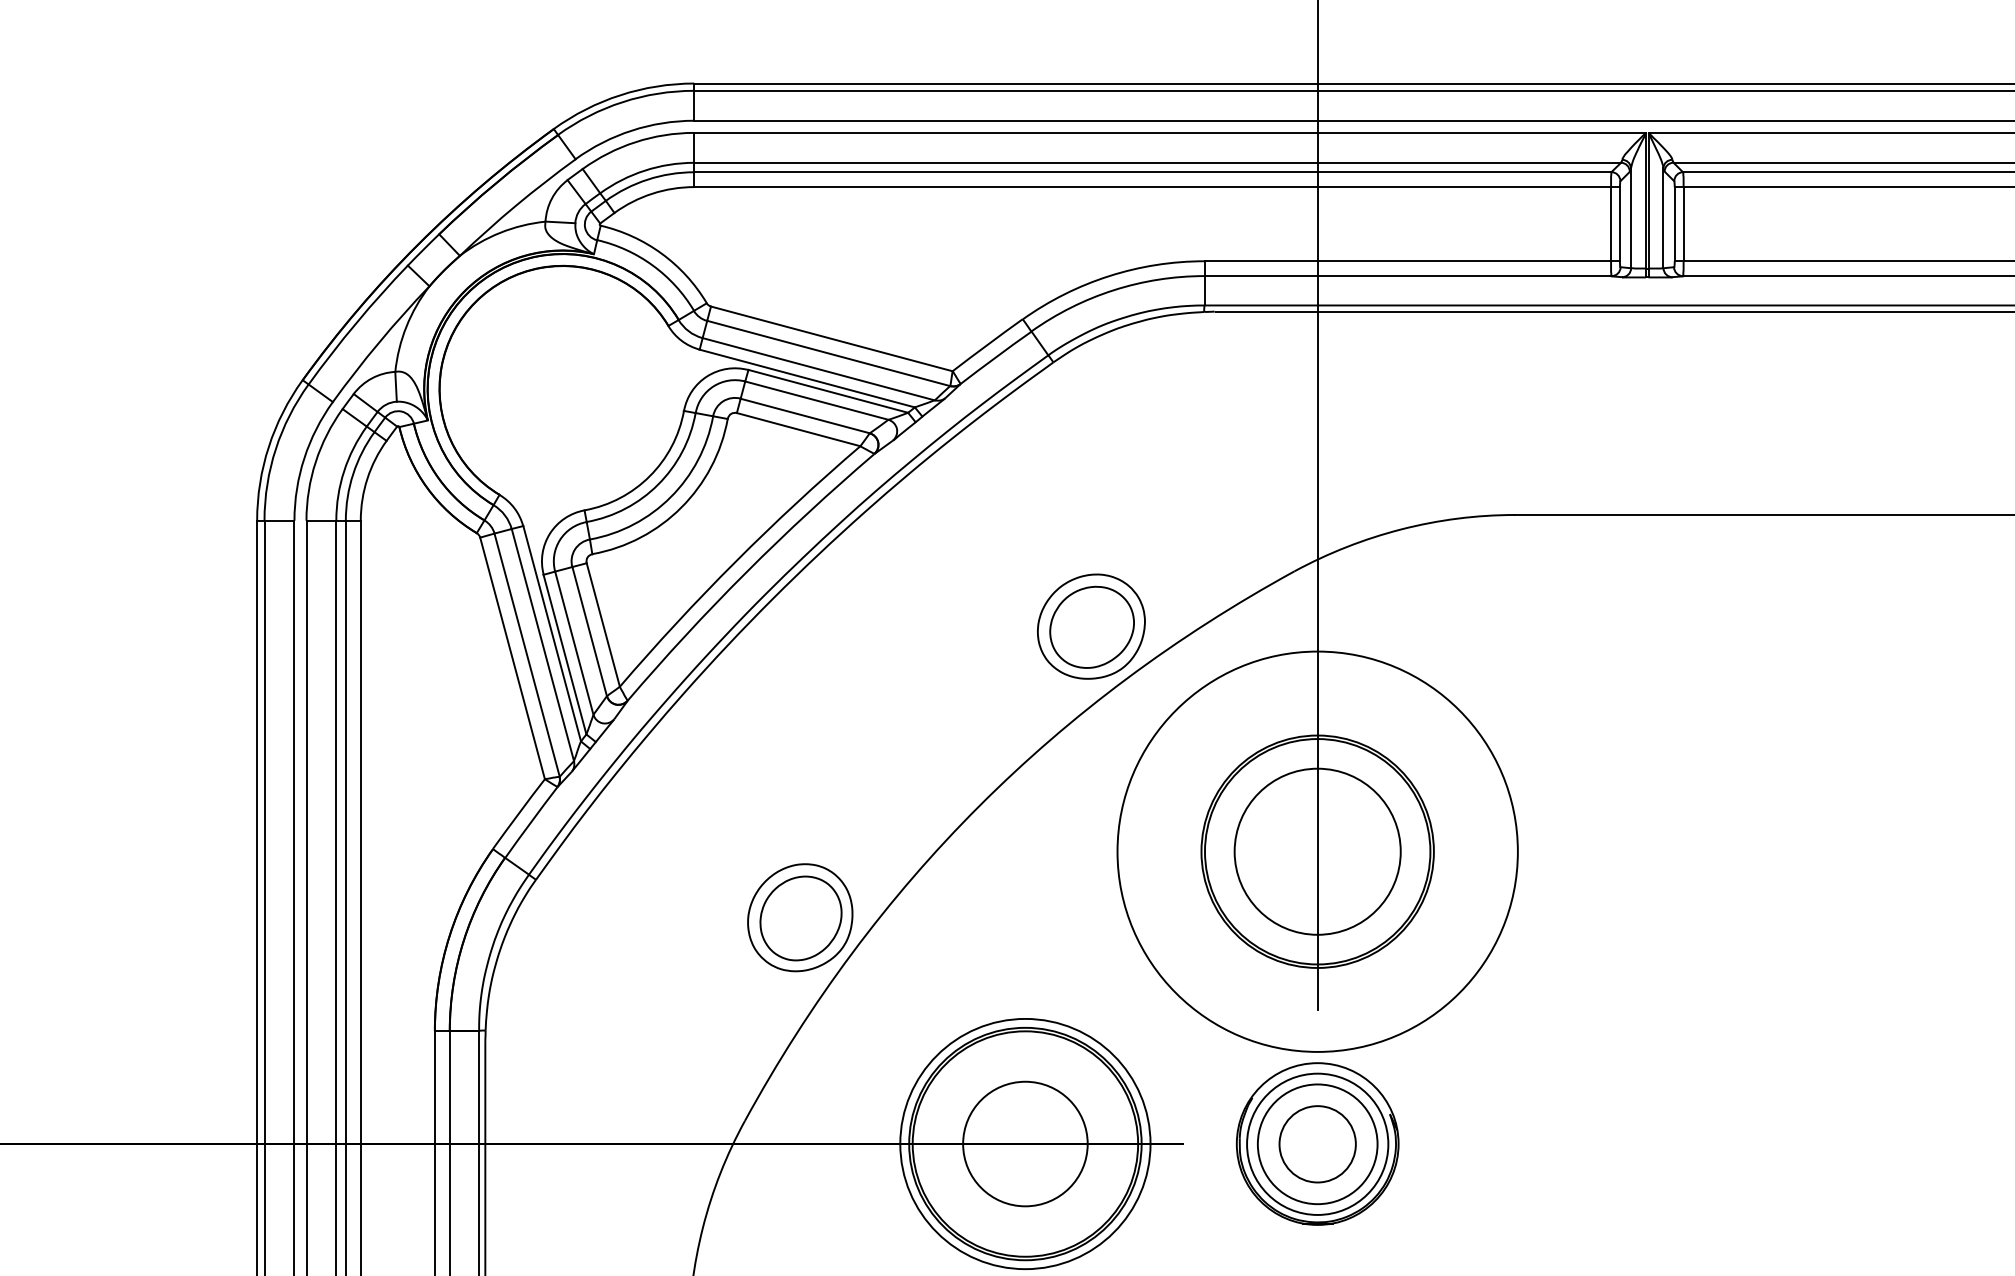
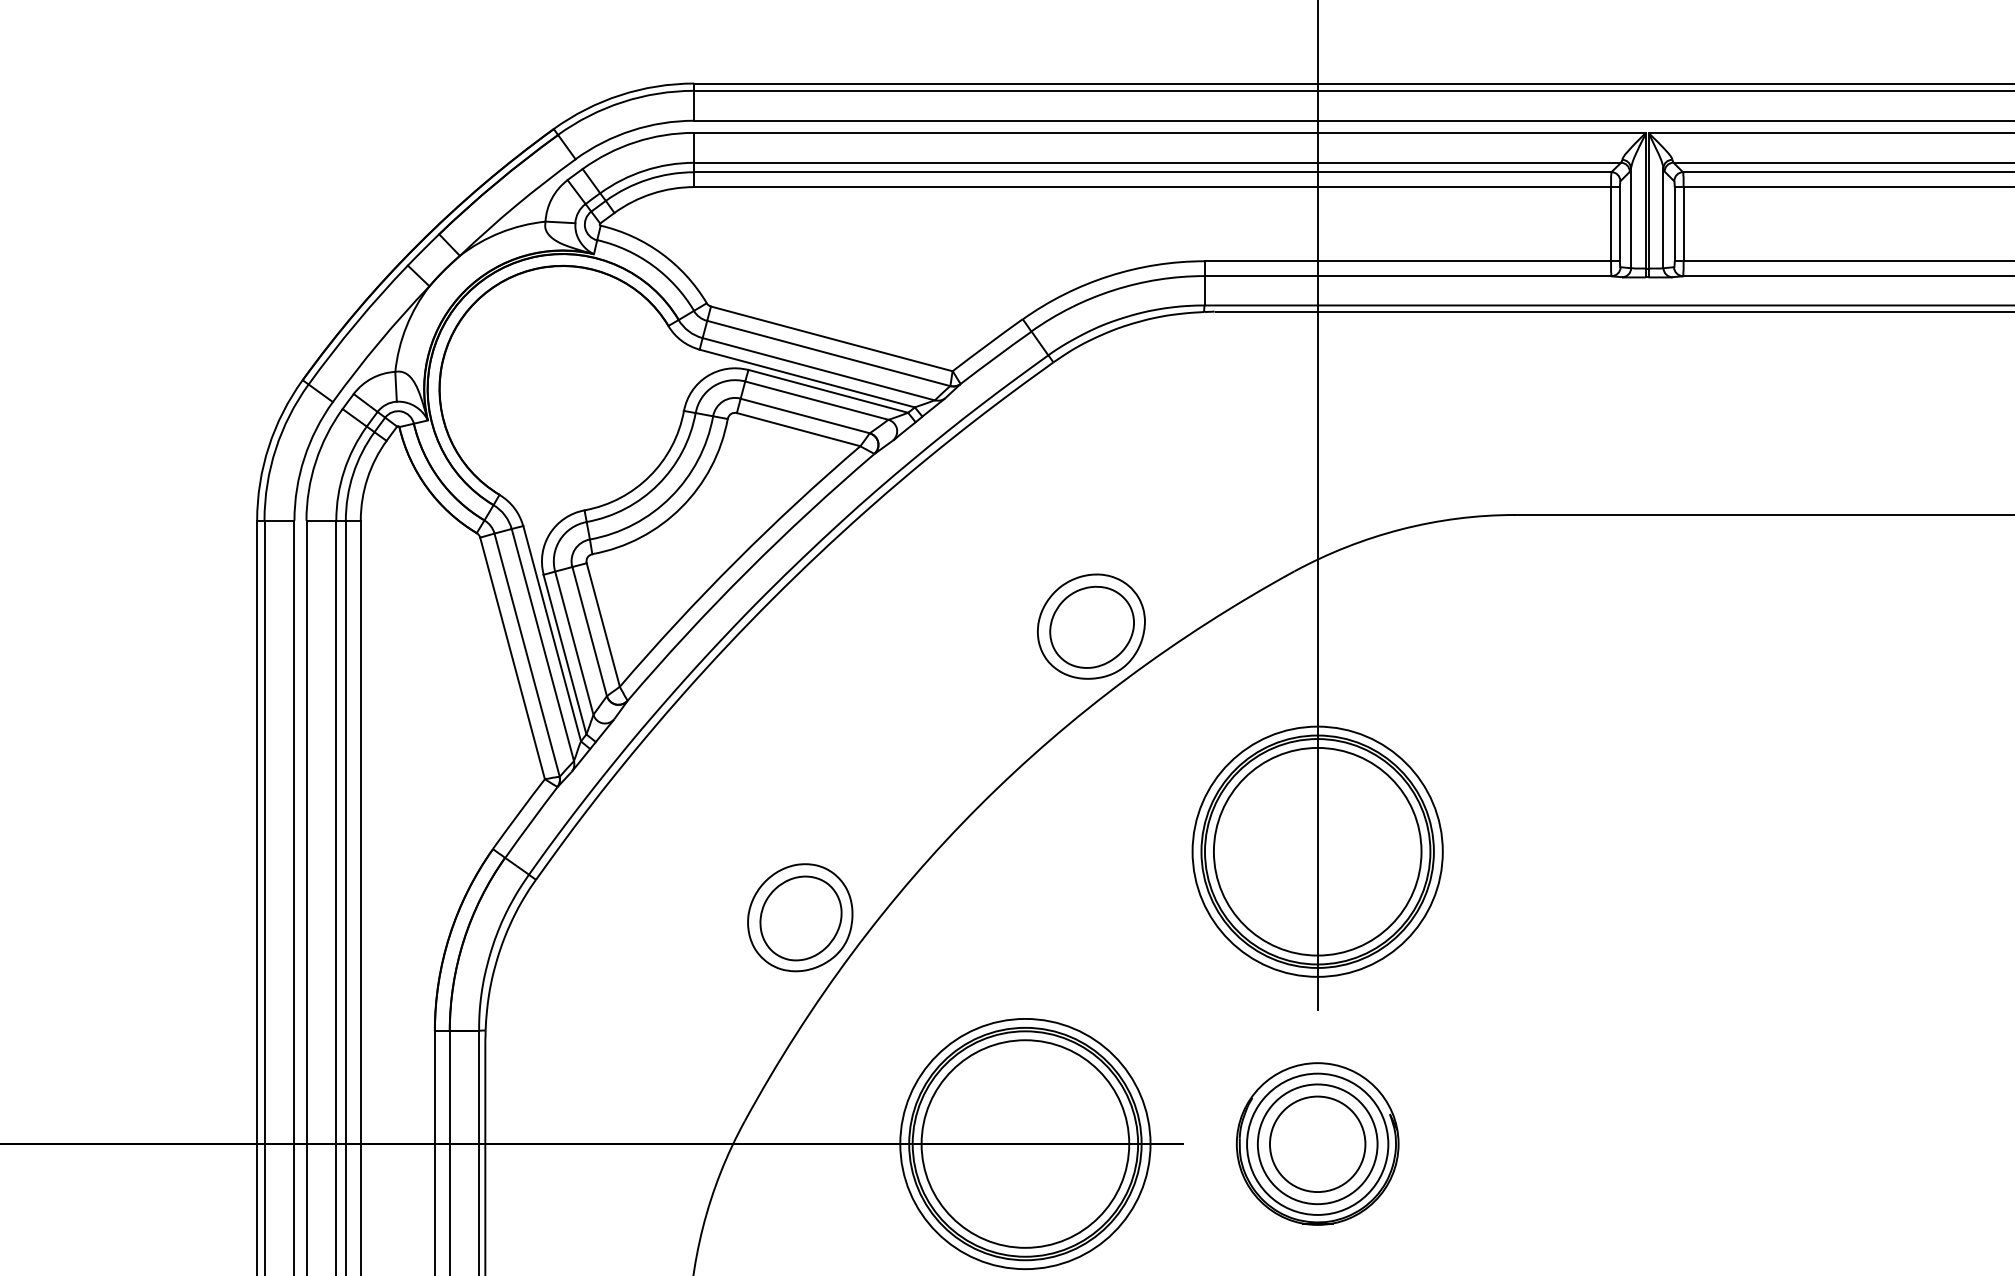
circle diameter: 166 px -> 208 px (1317, 851)
circle diameter: 400 px -> 250 px (1317, 851)
circle diameter: 125 px -> 208 px (1025, 1143)
circle diameter: 76 px -> 95 px (1317, 1144)
